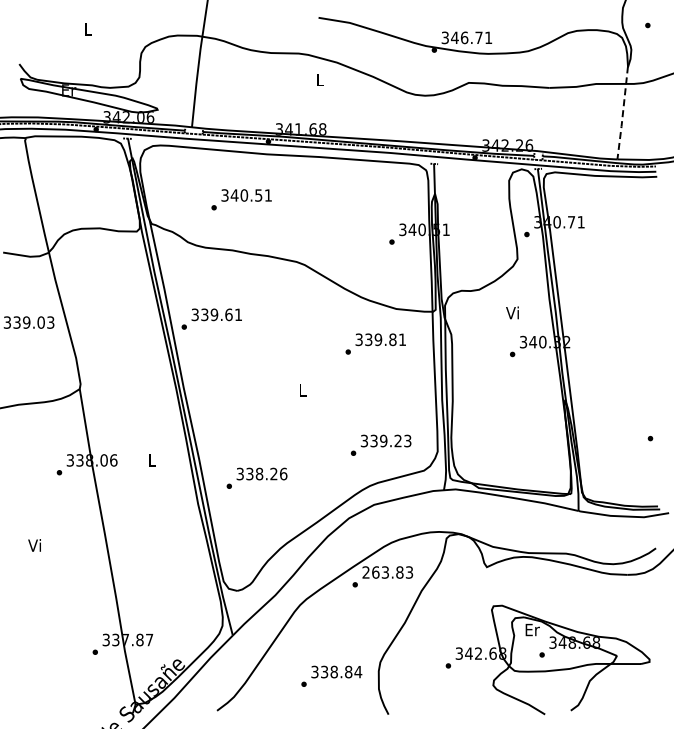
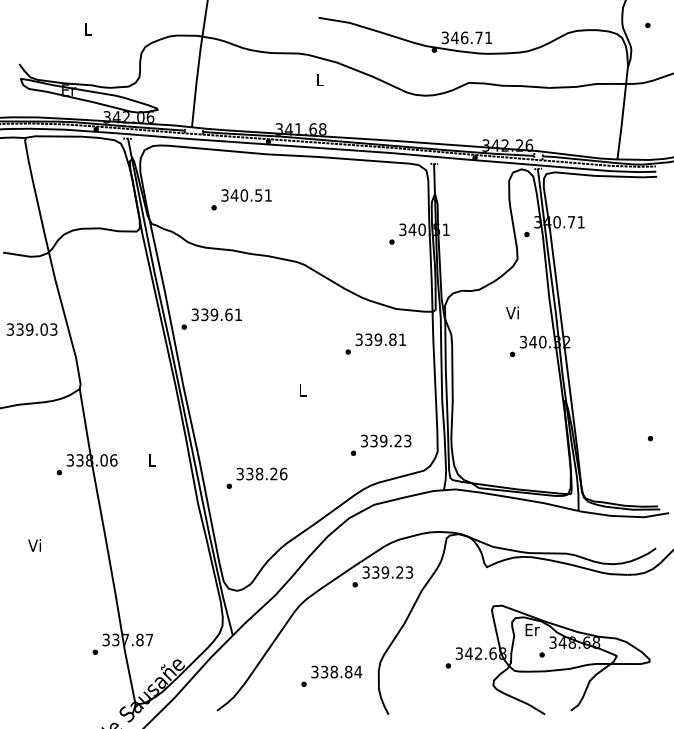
line: dashed -> solid (622, 113)
text position: (28, 322) -> (31, 329) (31, 329)
text: 263.83 -> 339.23 (382, 572)
